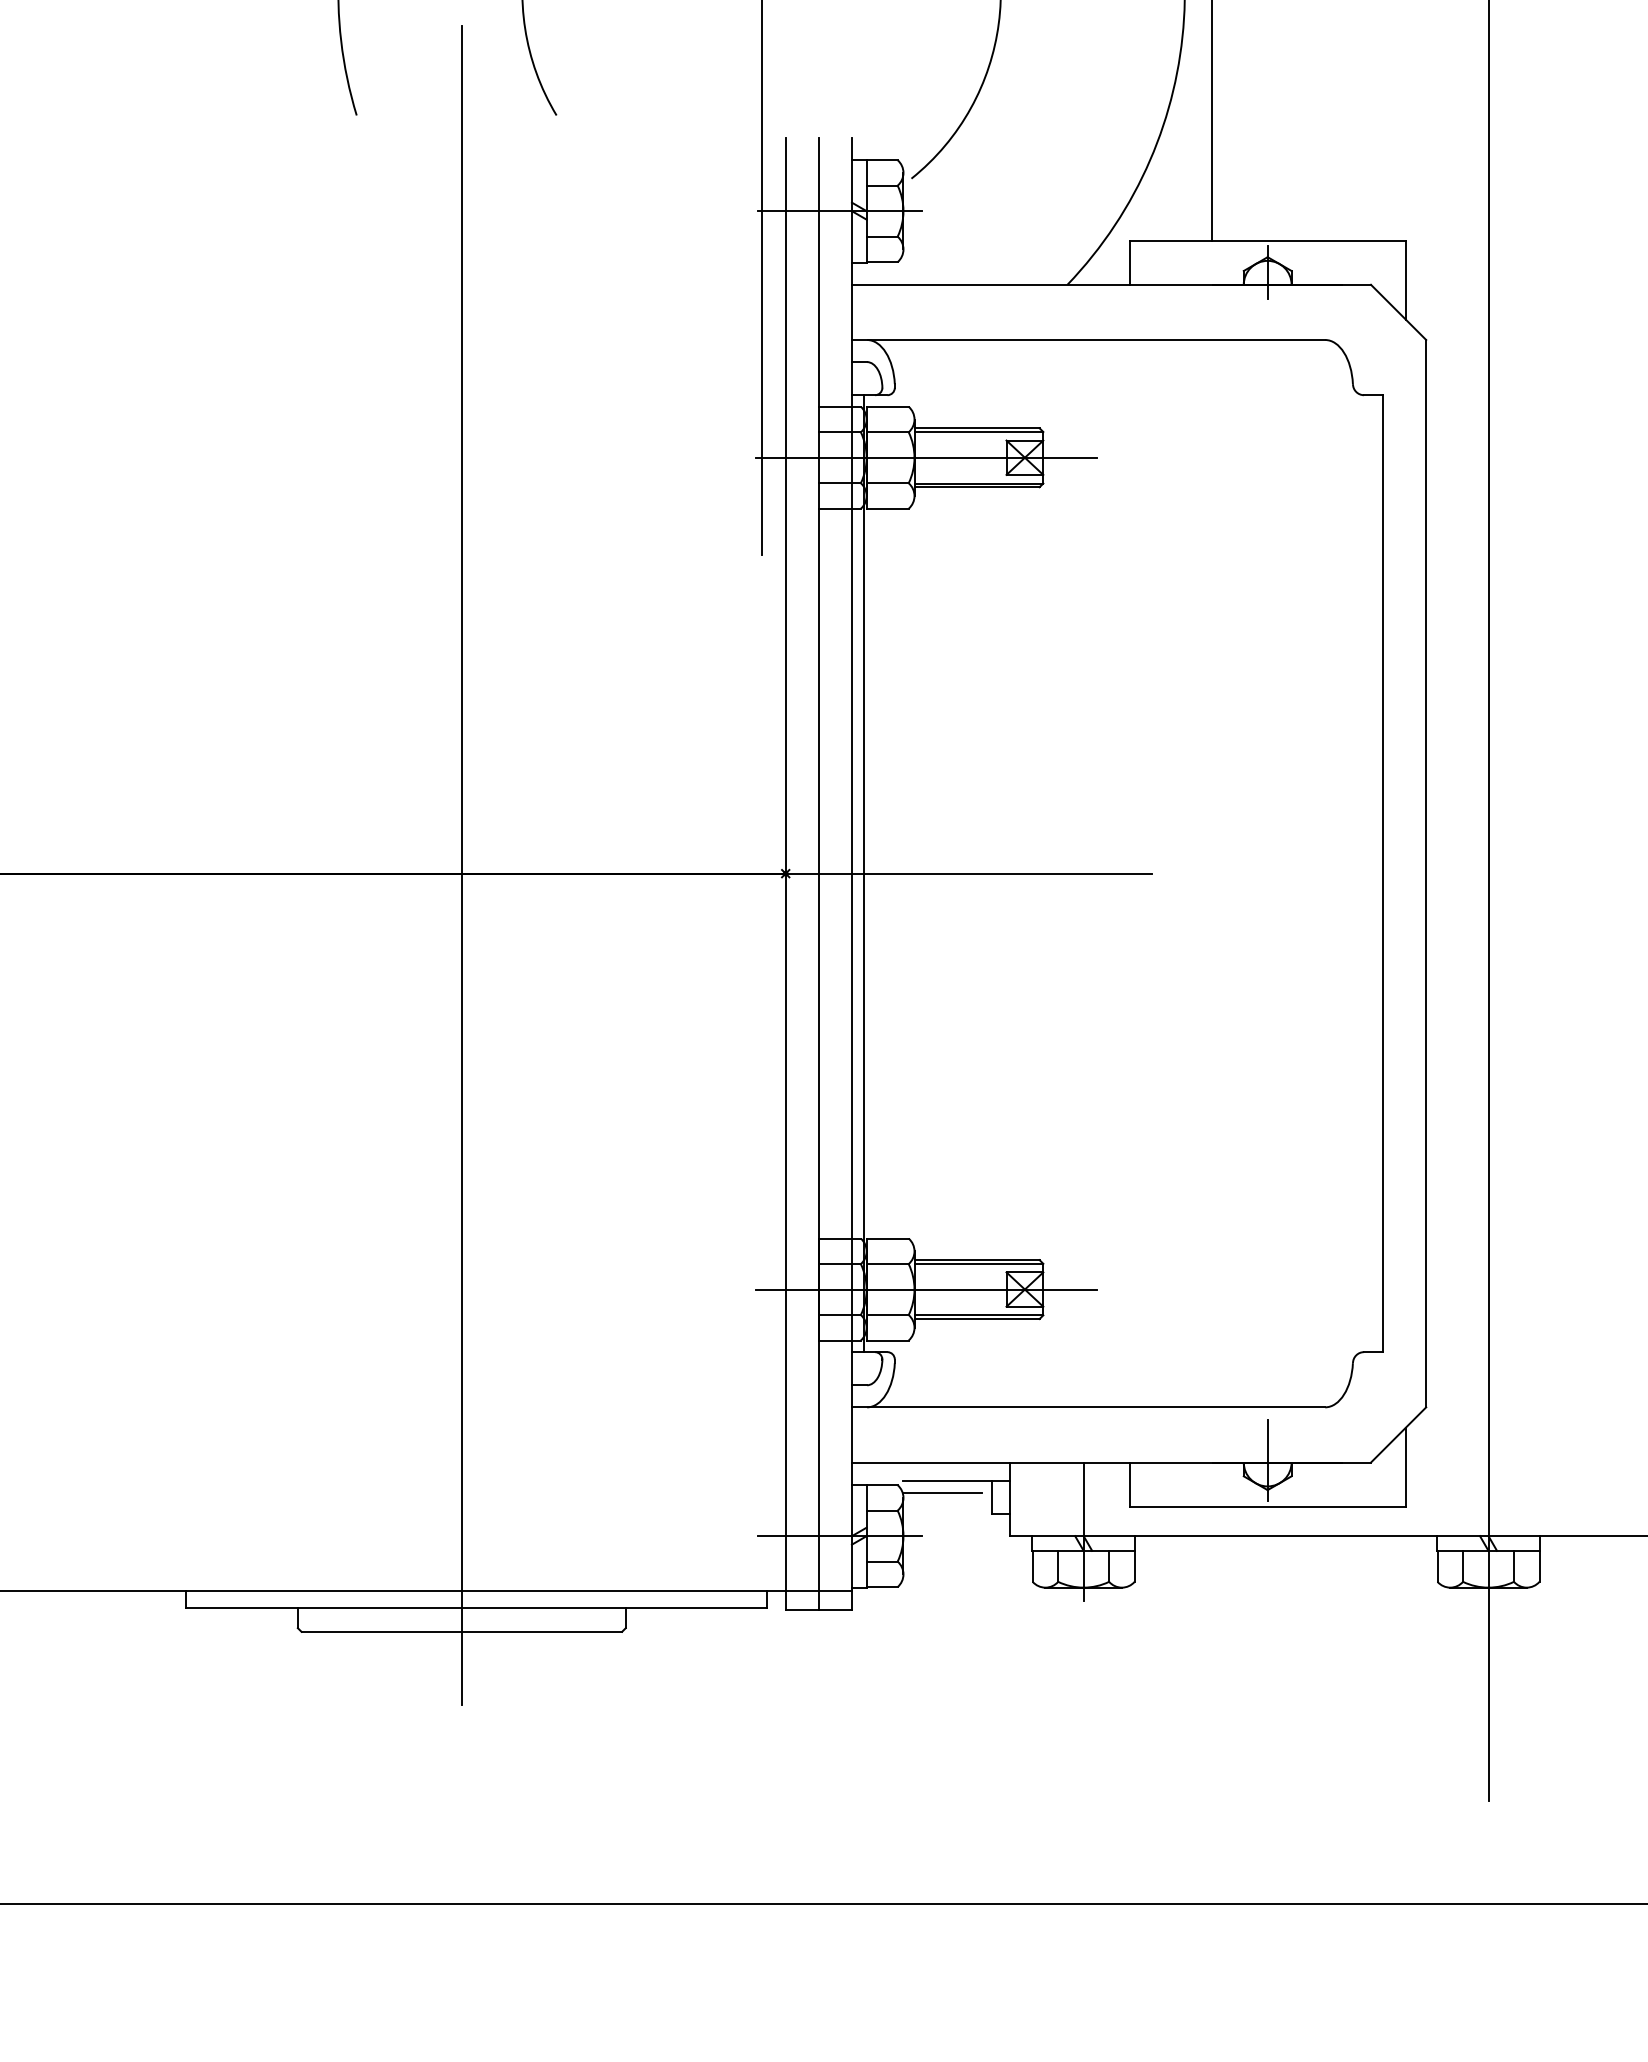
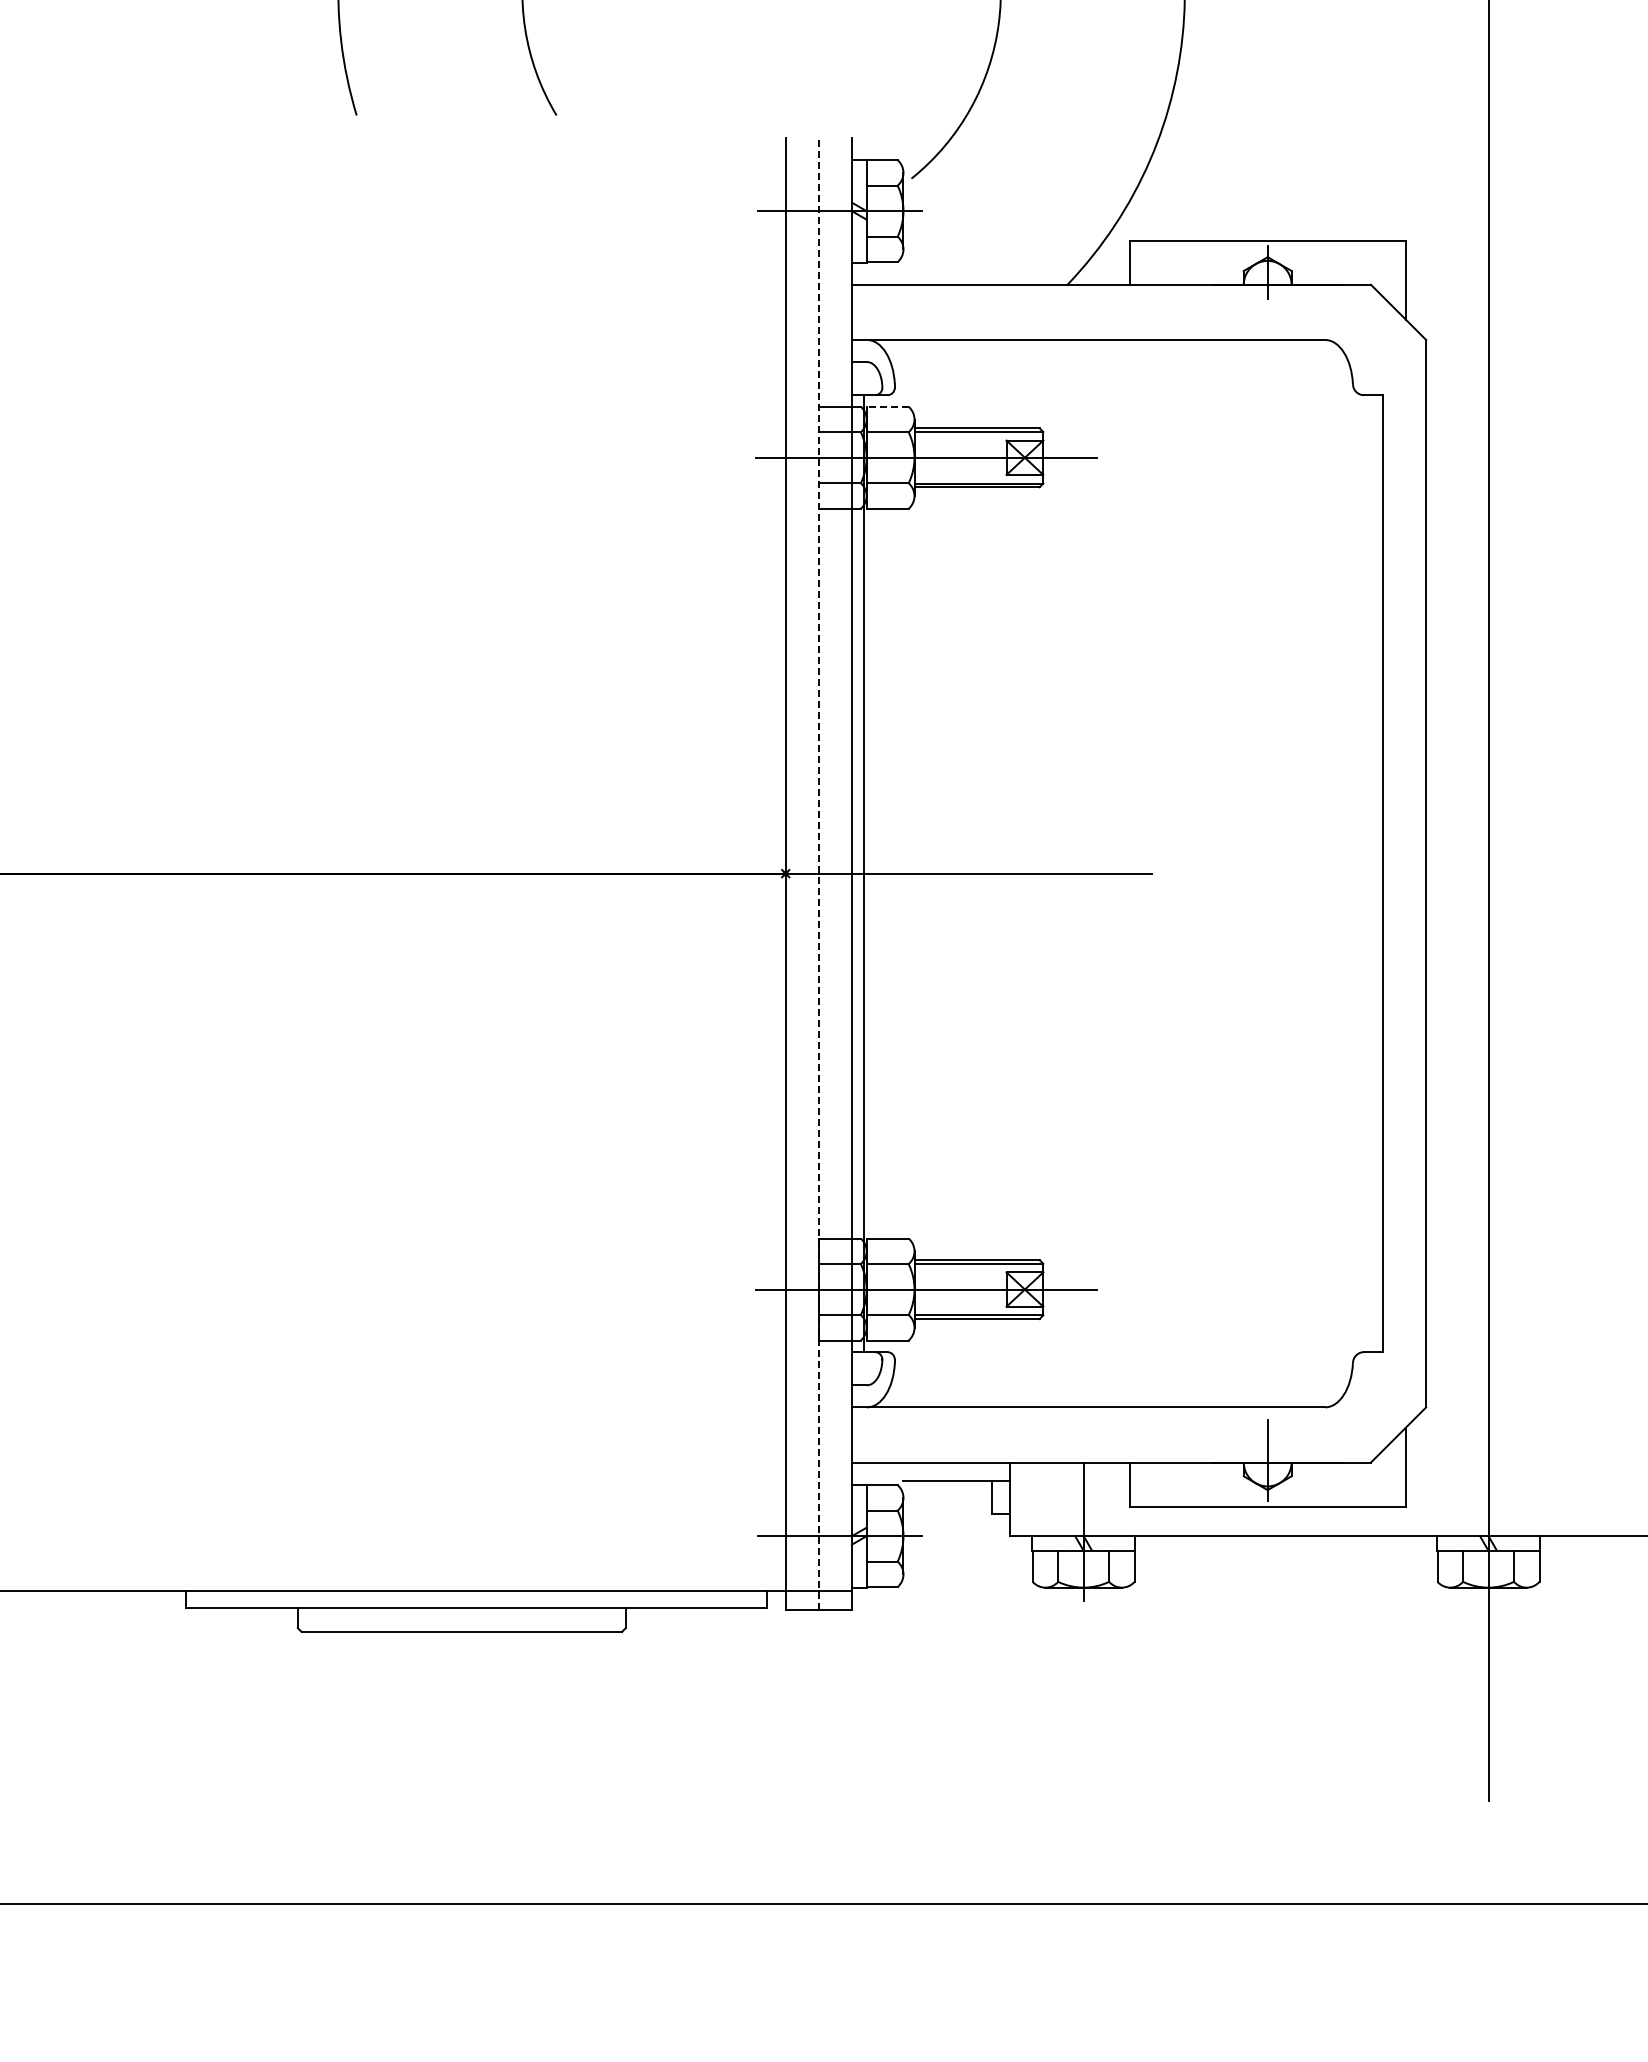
line: present -> none (1212, 121)
line: present -> none (761, 278)
line: solid -> dashed (887, 406)
line: present -> none (461, 864)
line: solid -> dashed (818, 873)
line: present -> none (942, 1492)
